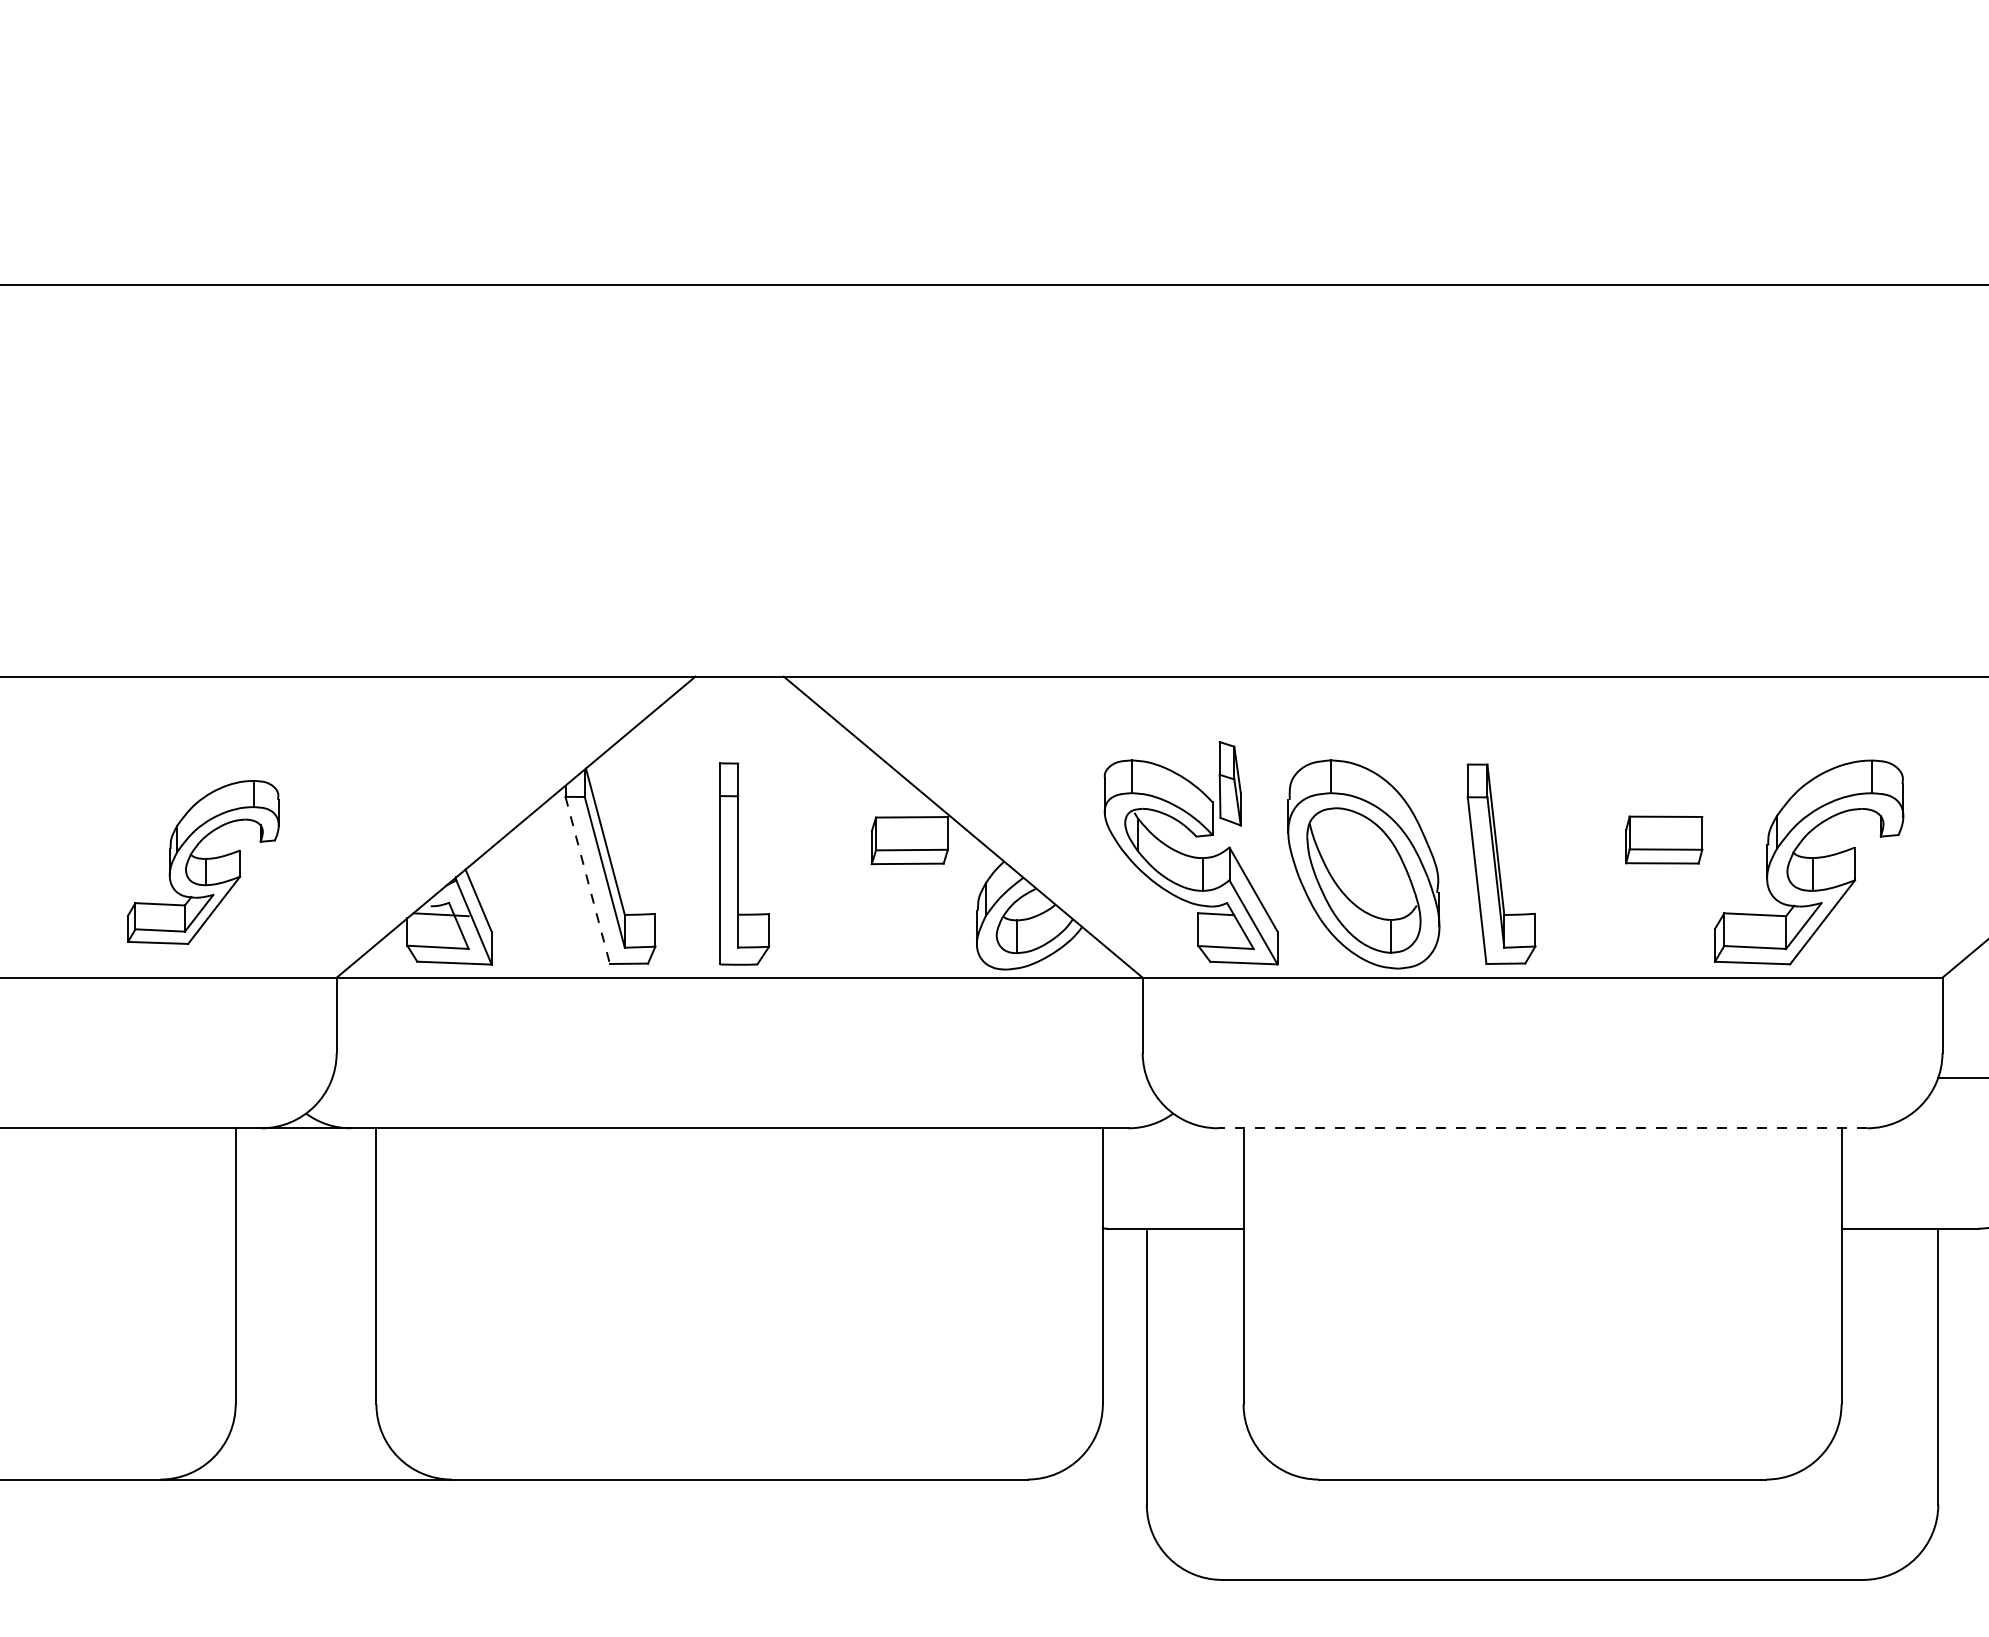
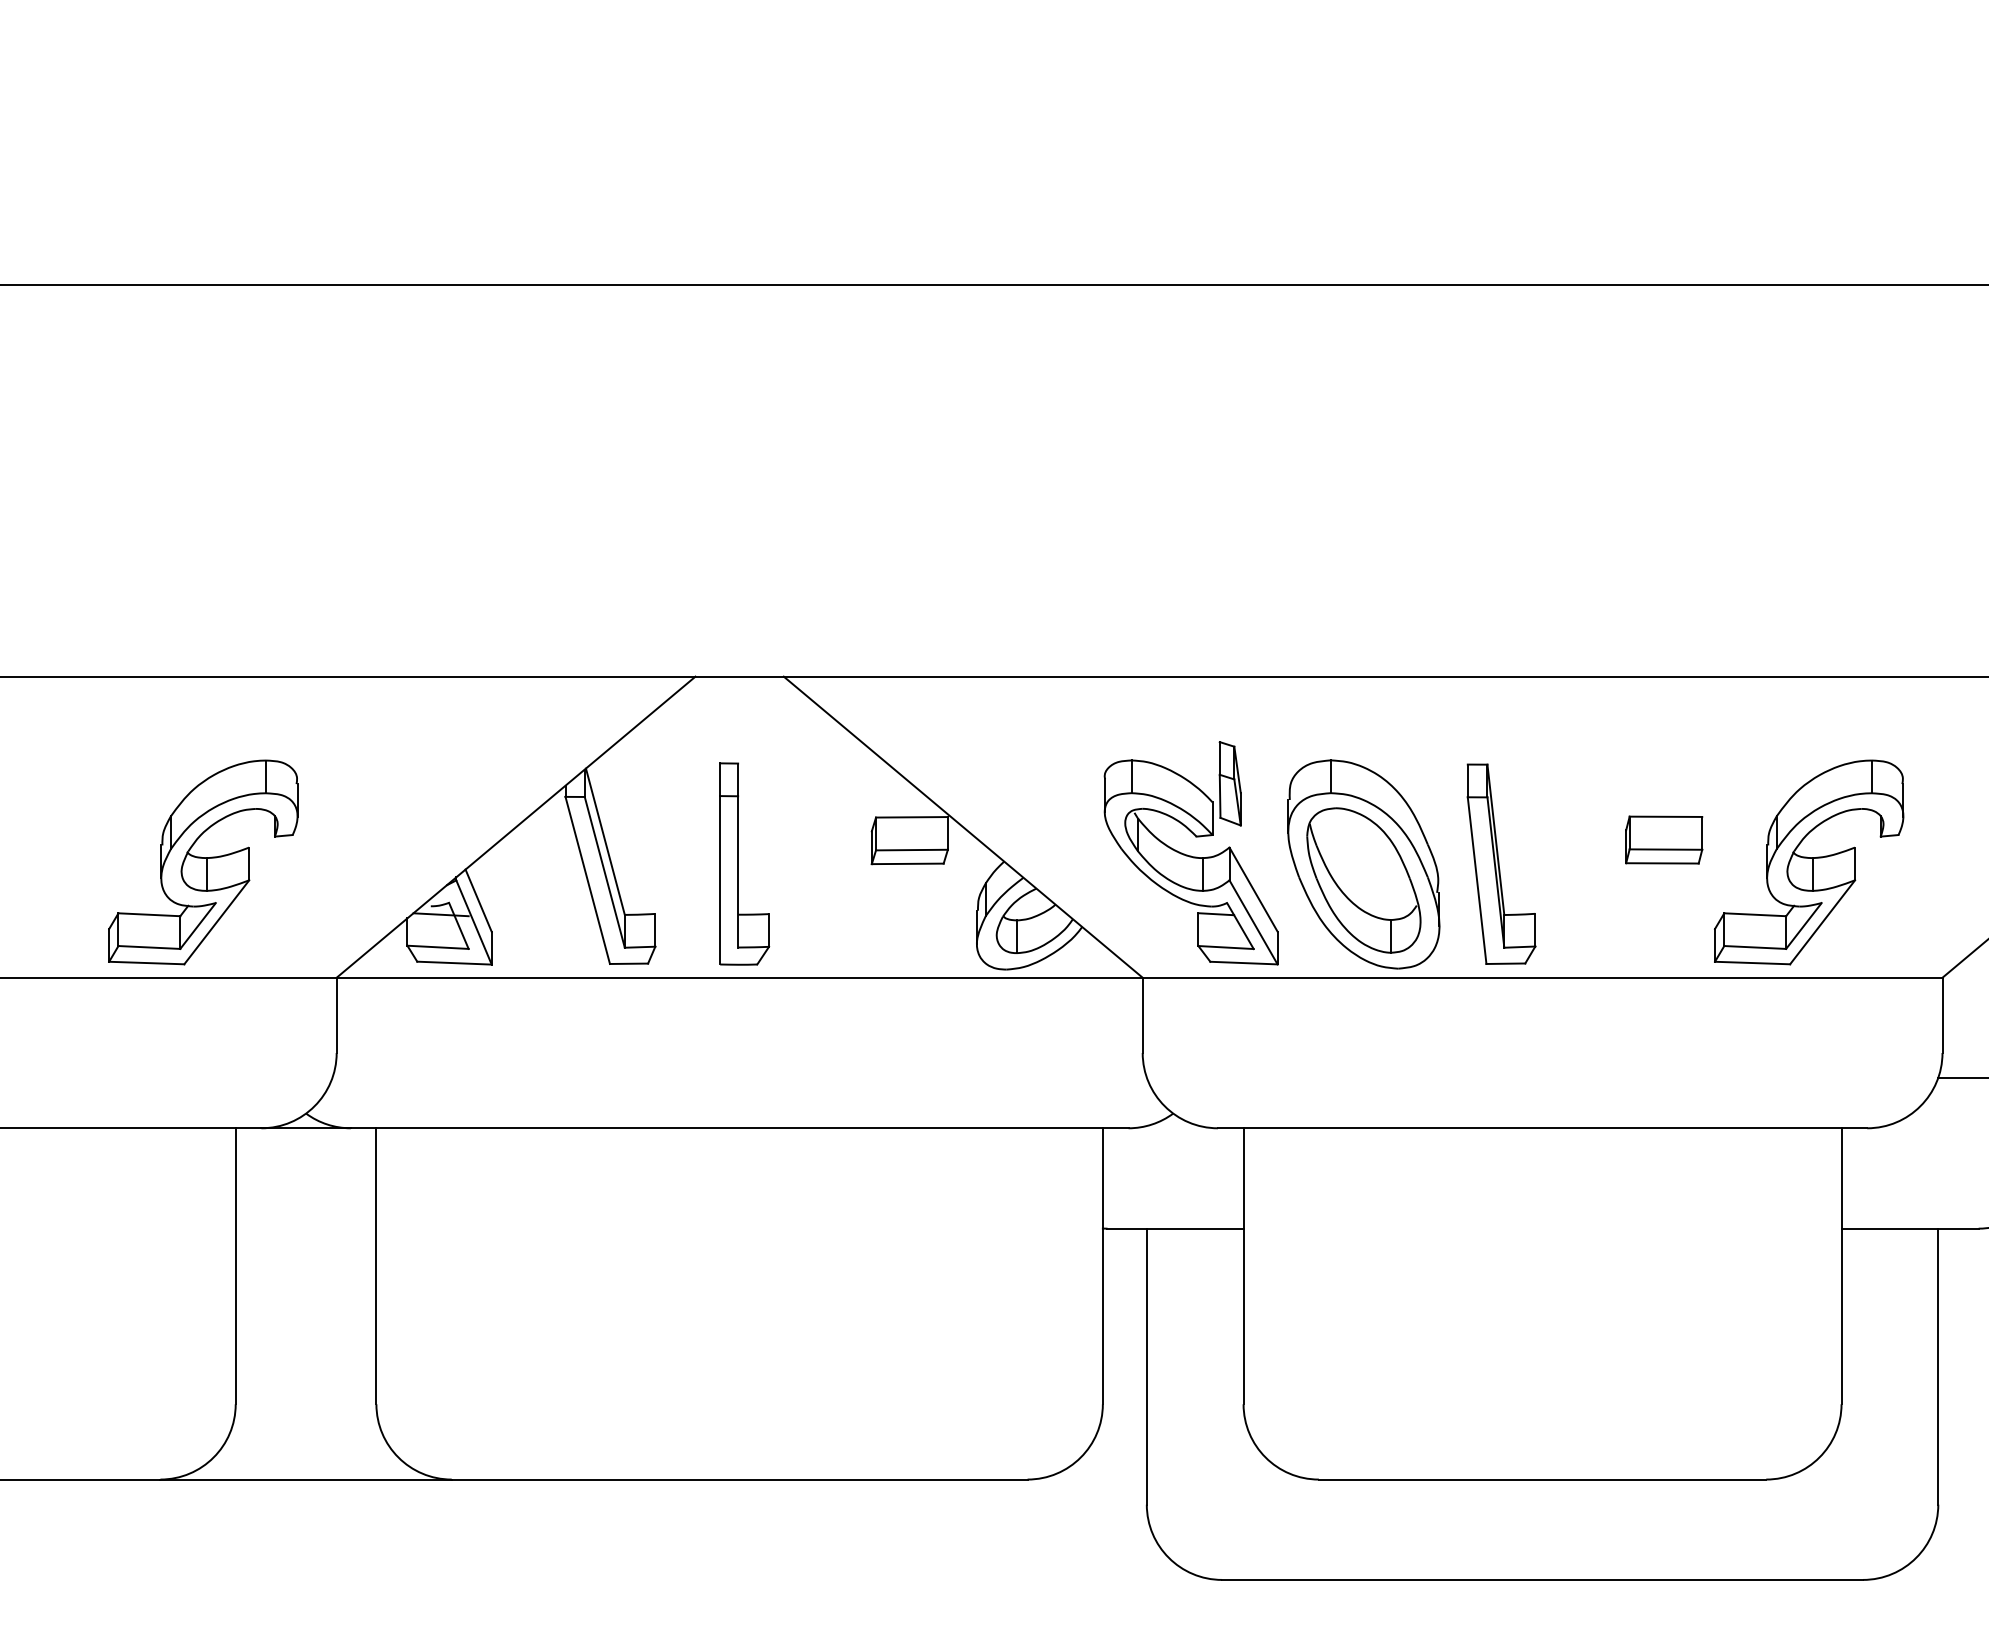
part size: 153x165 px -> 191x207 px (203, 862)
line: dashed -> solid (587, 880)
line: dashed -> solid (1542, 1128)
